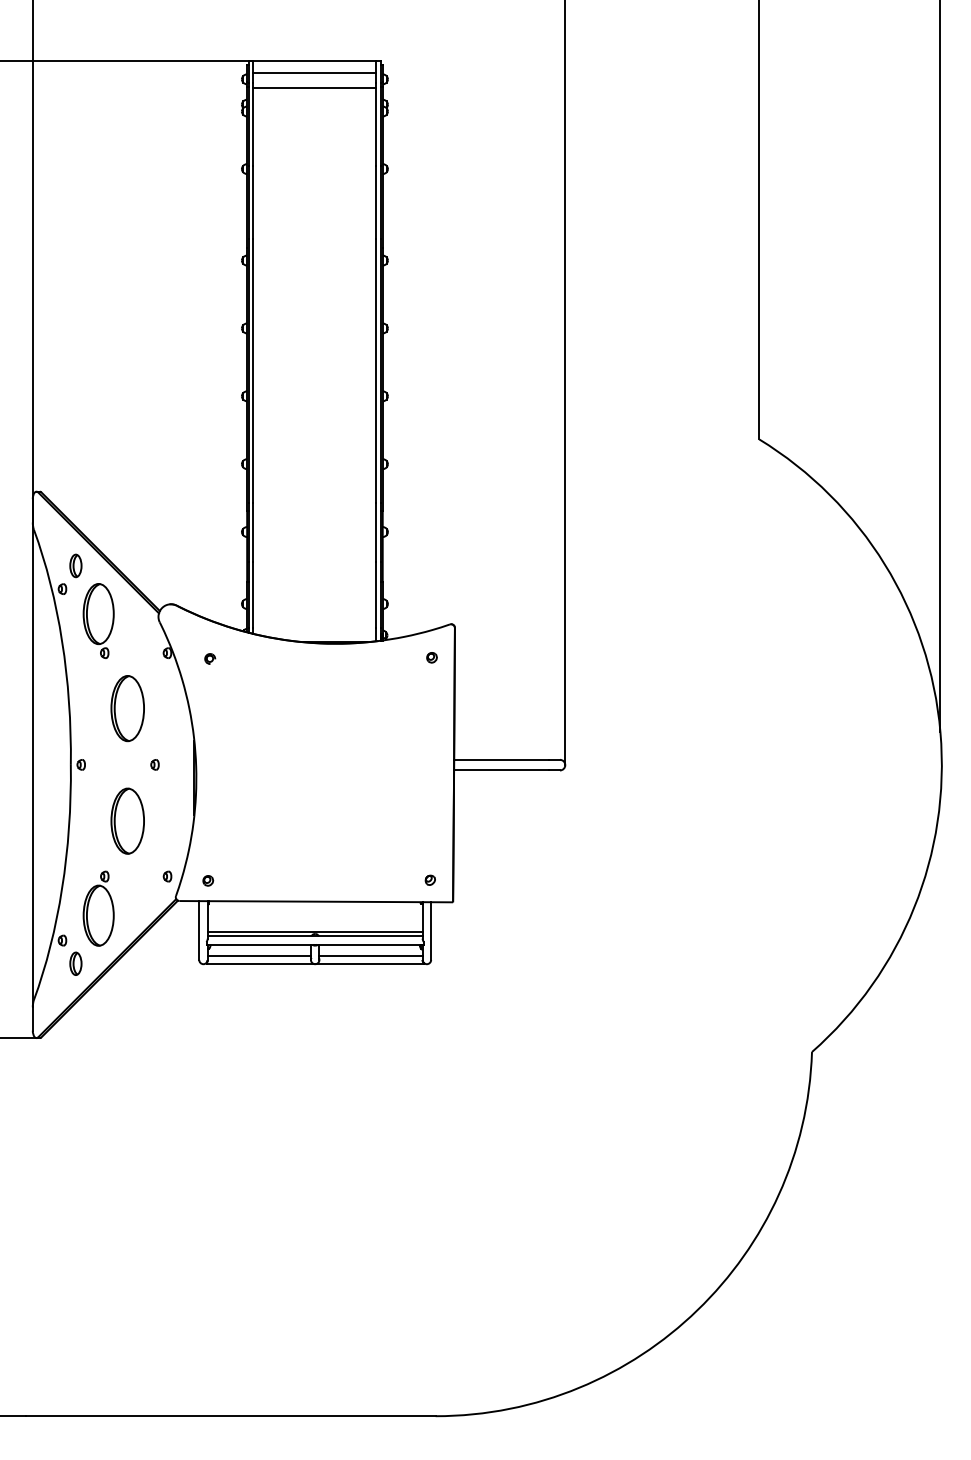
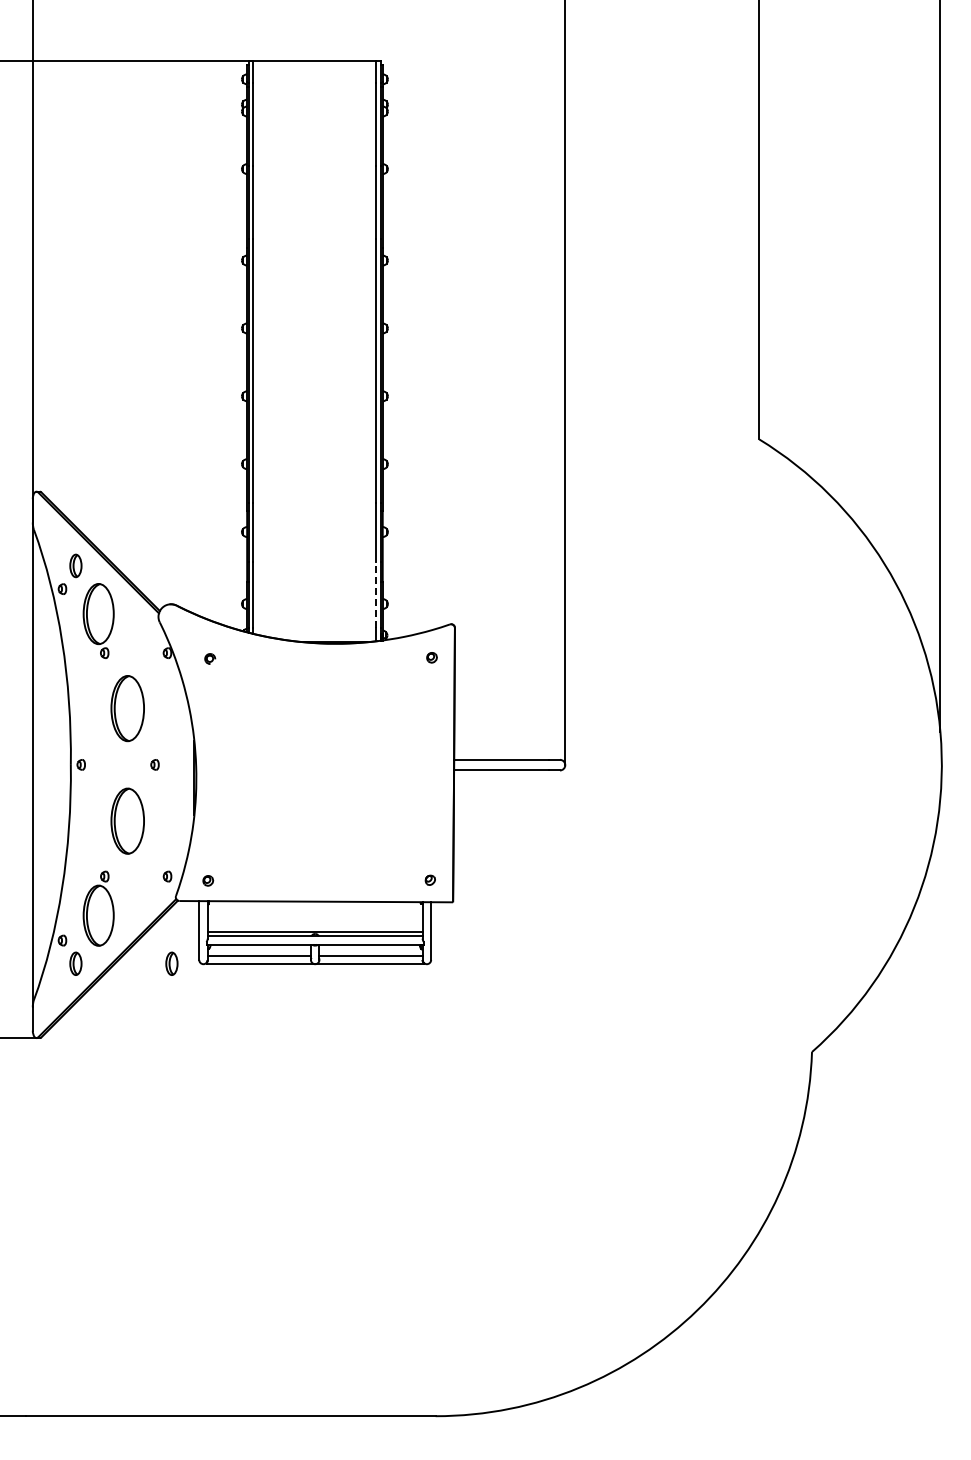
line: present -> none (314, 73)
line: present -> none (314, 87)
line: solid -> dashed (376, 594)
part: none -> present (171, 963)
